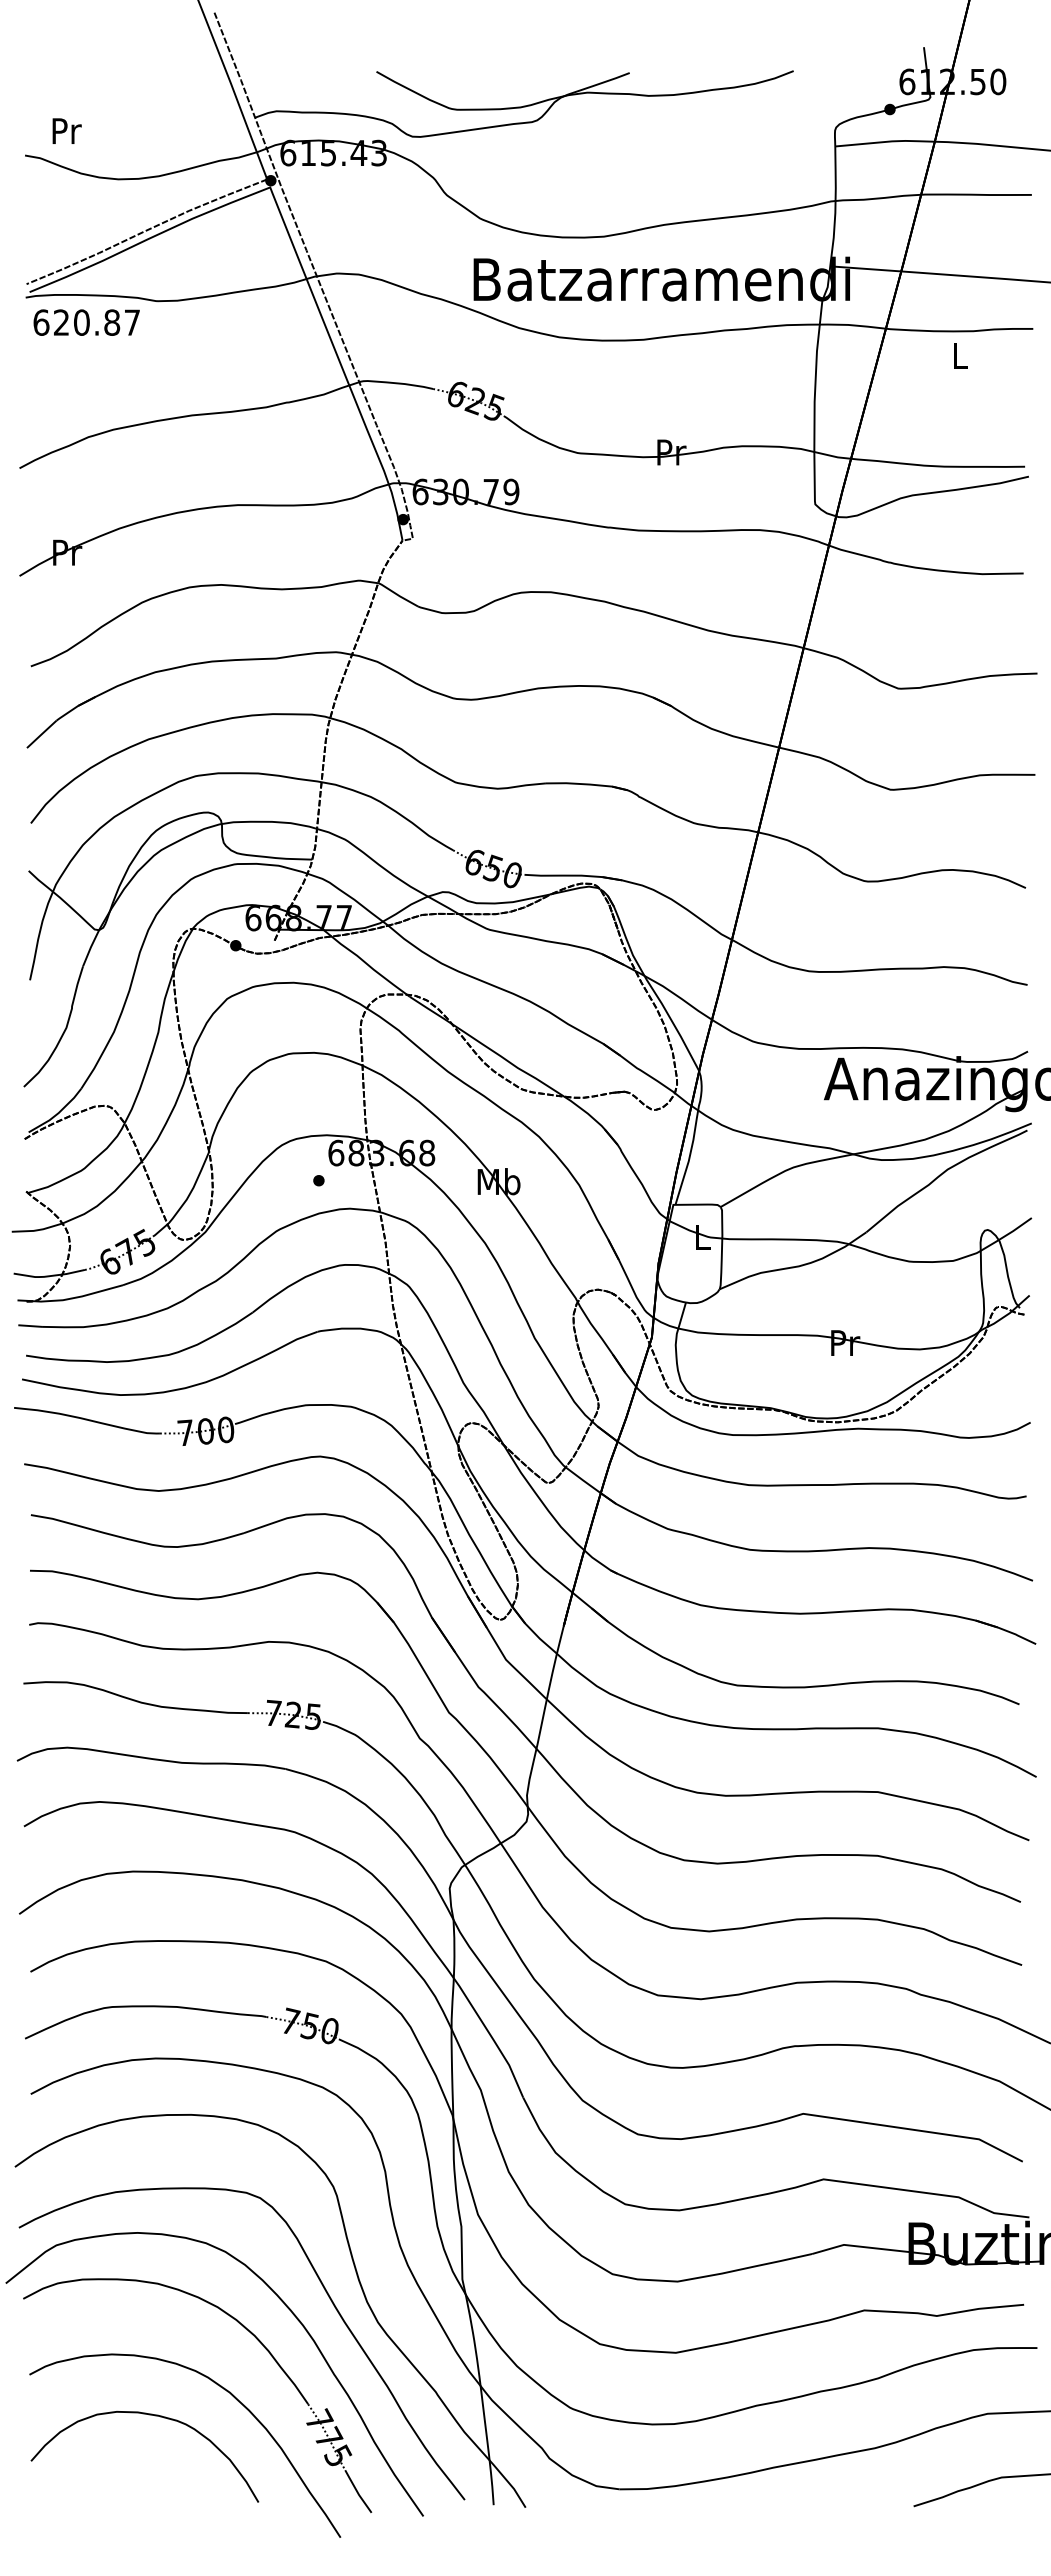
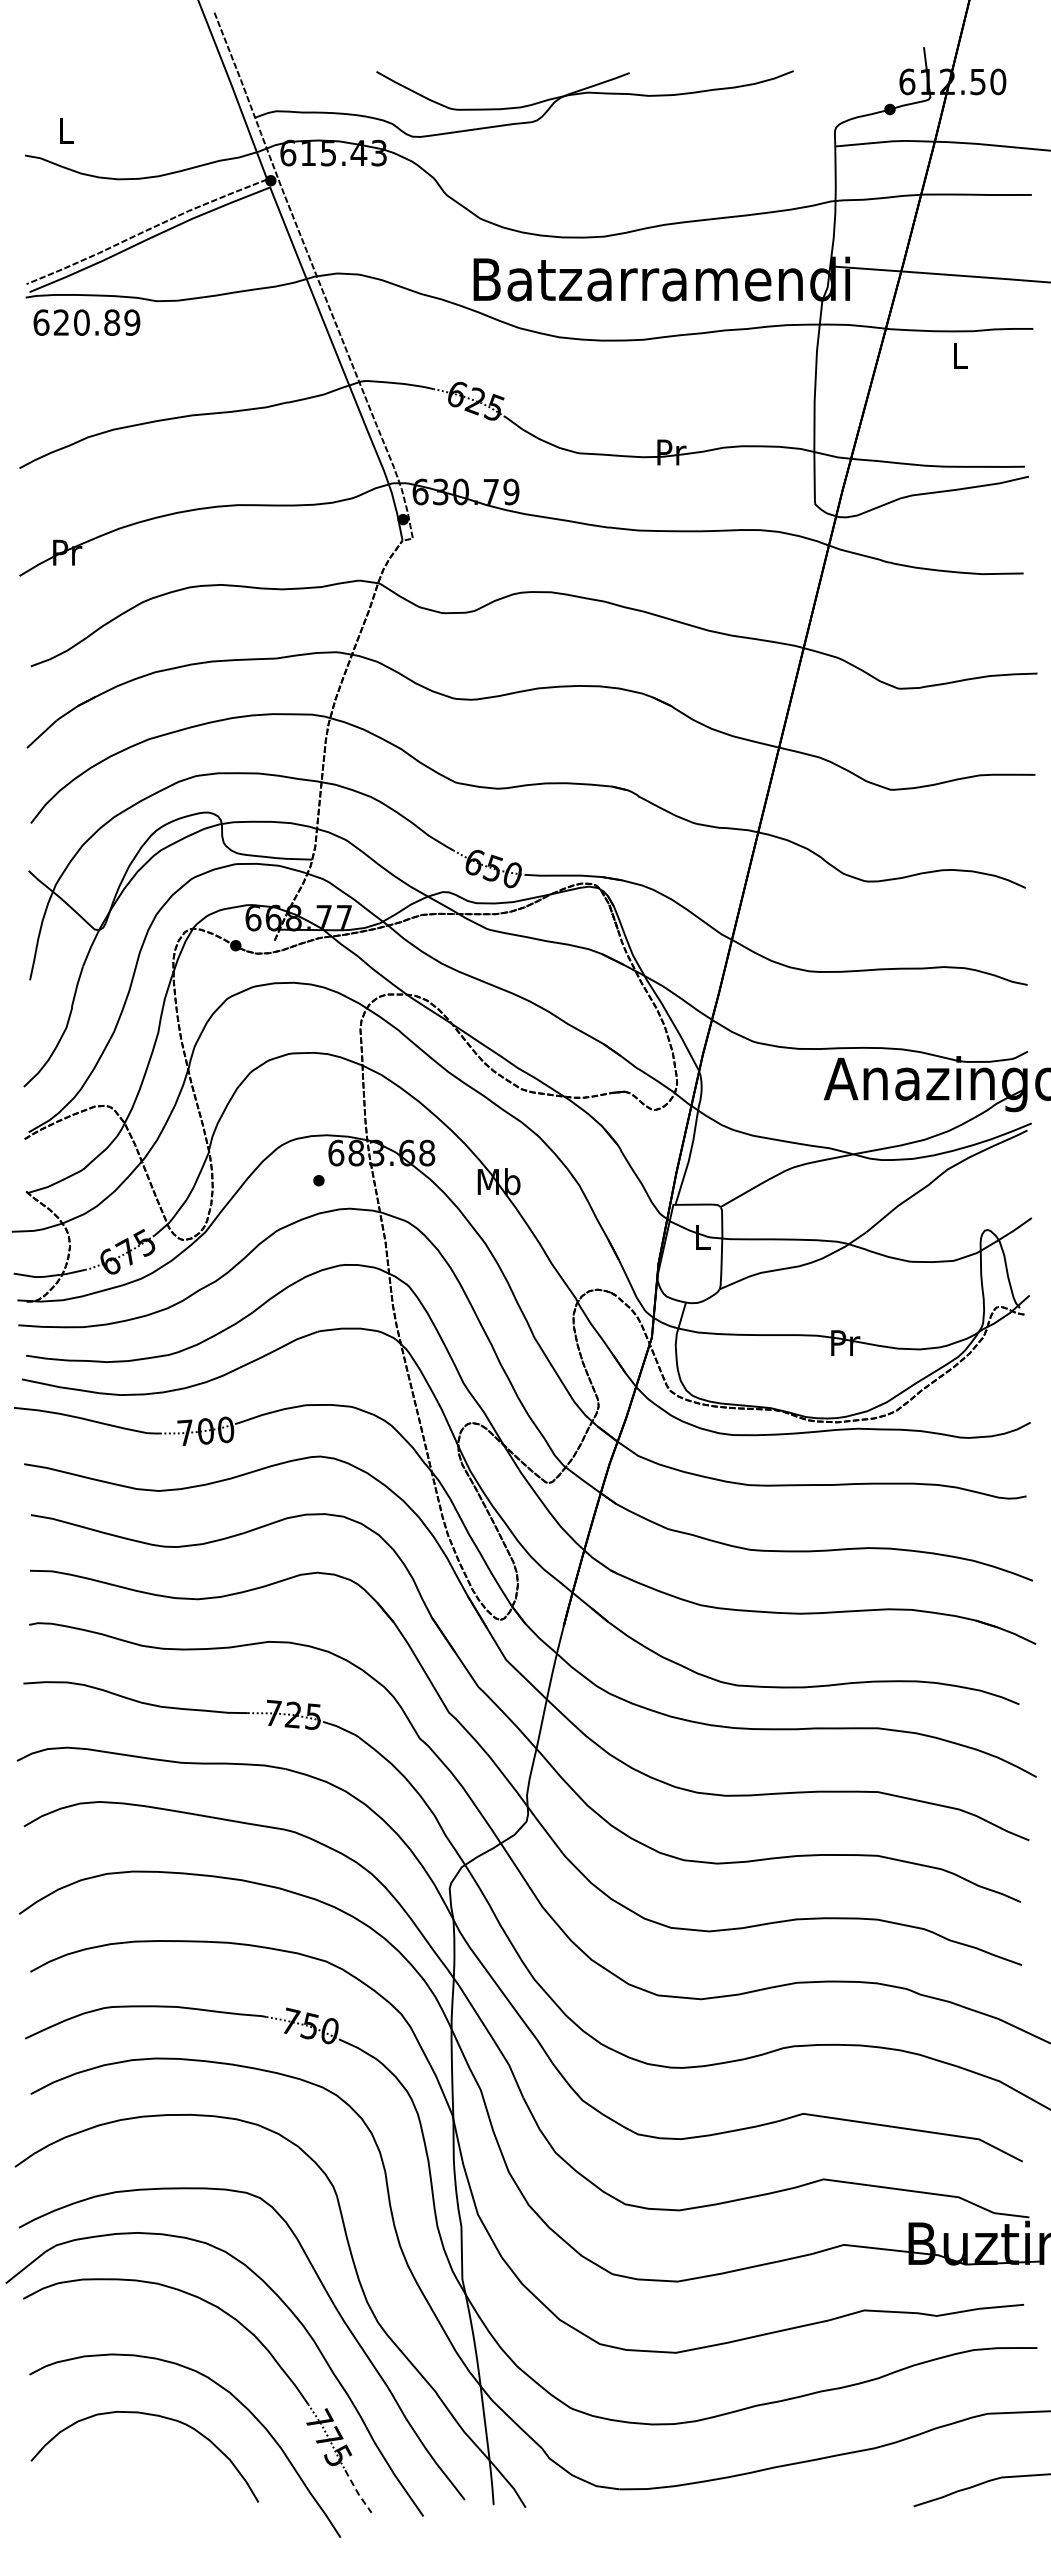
text: Pr -> L (66, 130)
text: 620.87 -> 620.89 (132, 322)
line: solid -> dashed (357, 2492)
